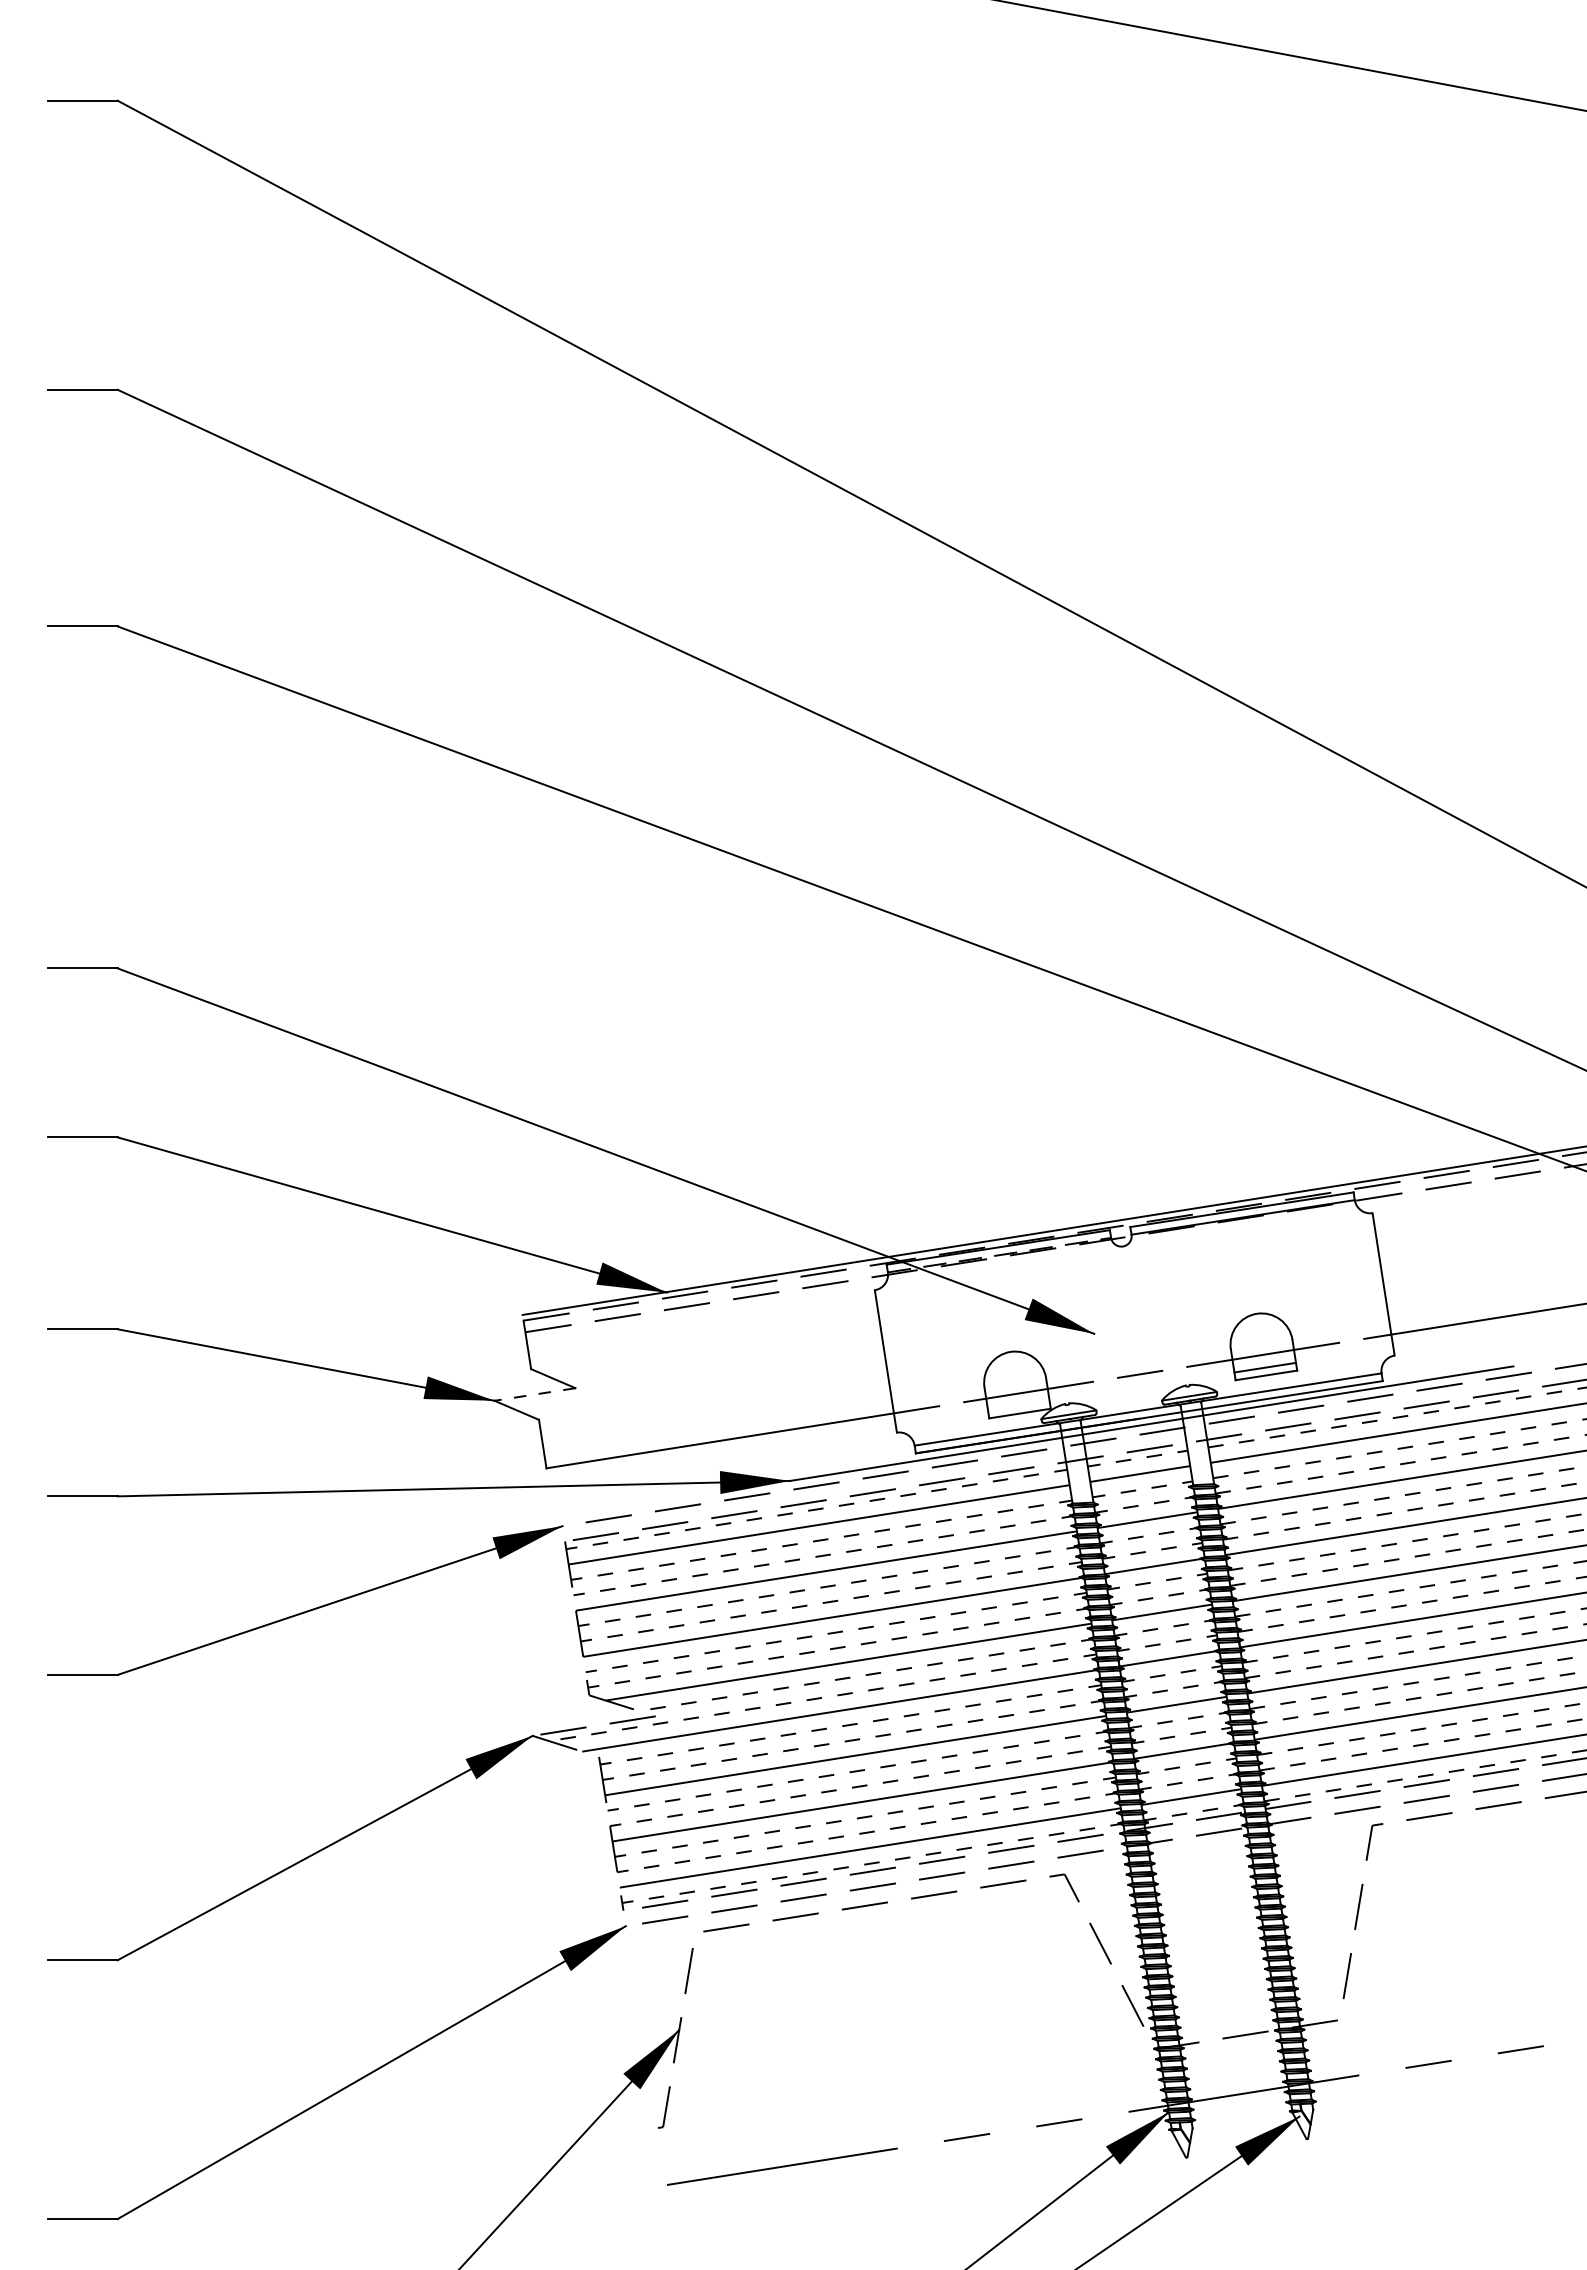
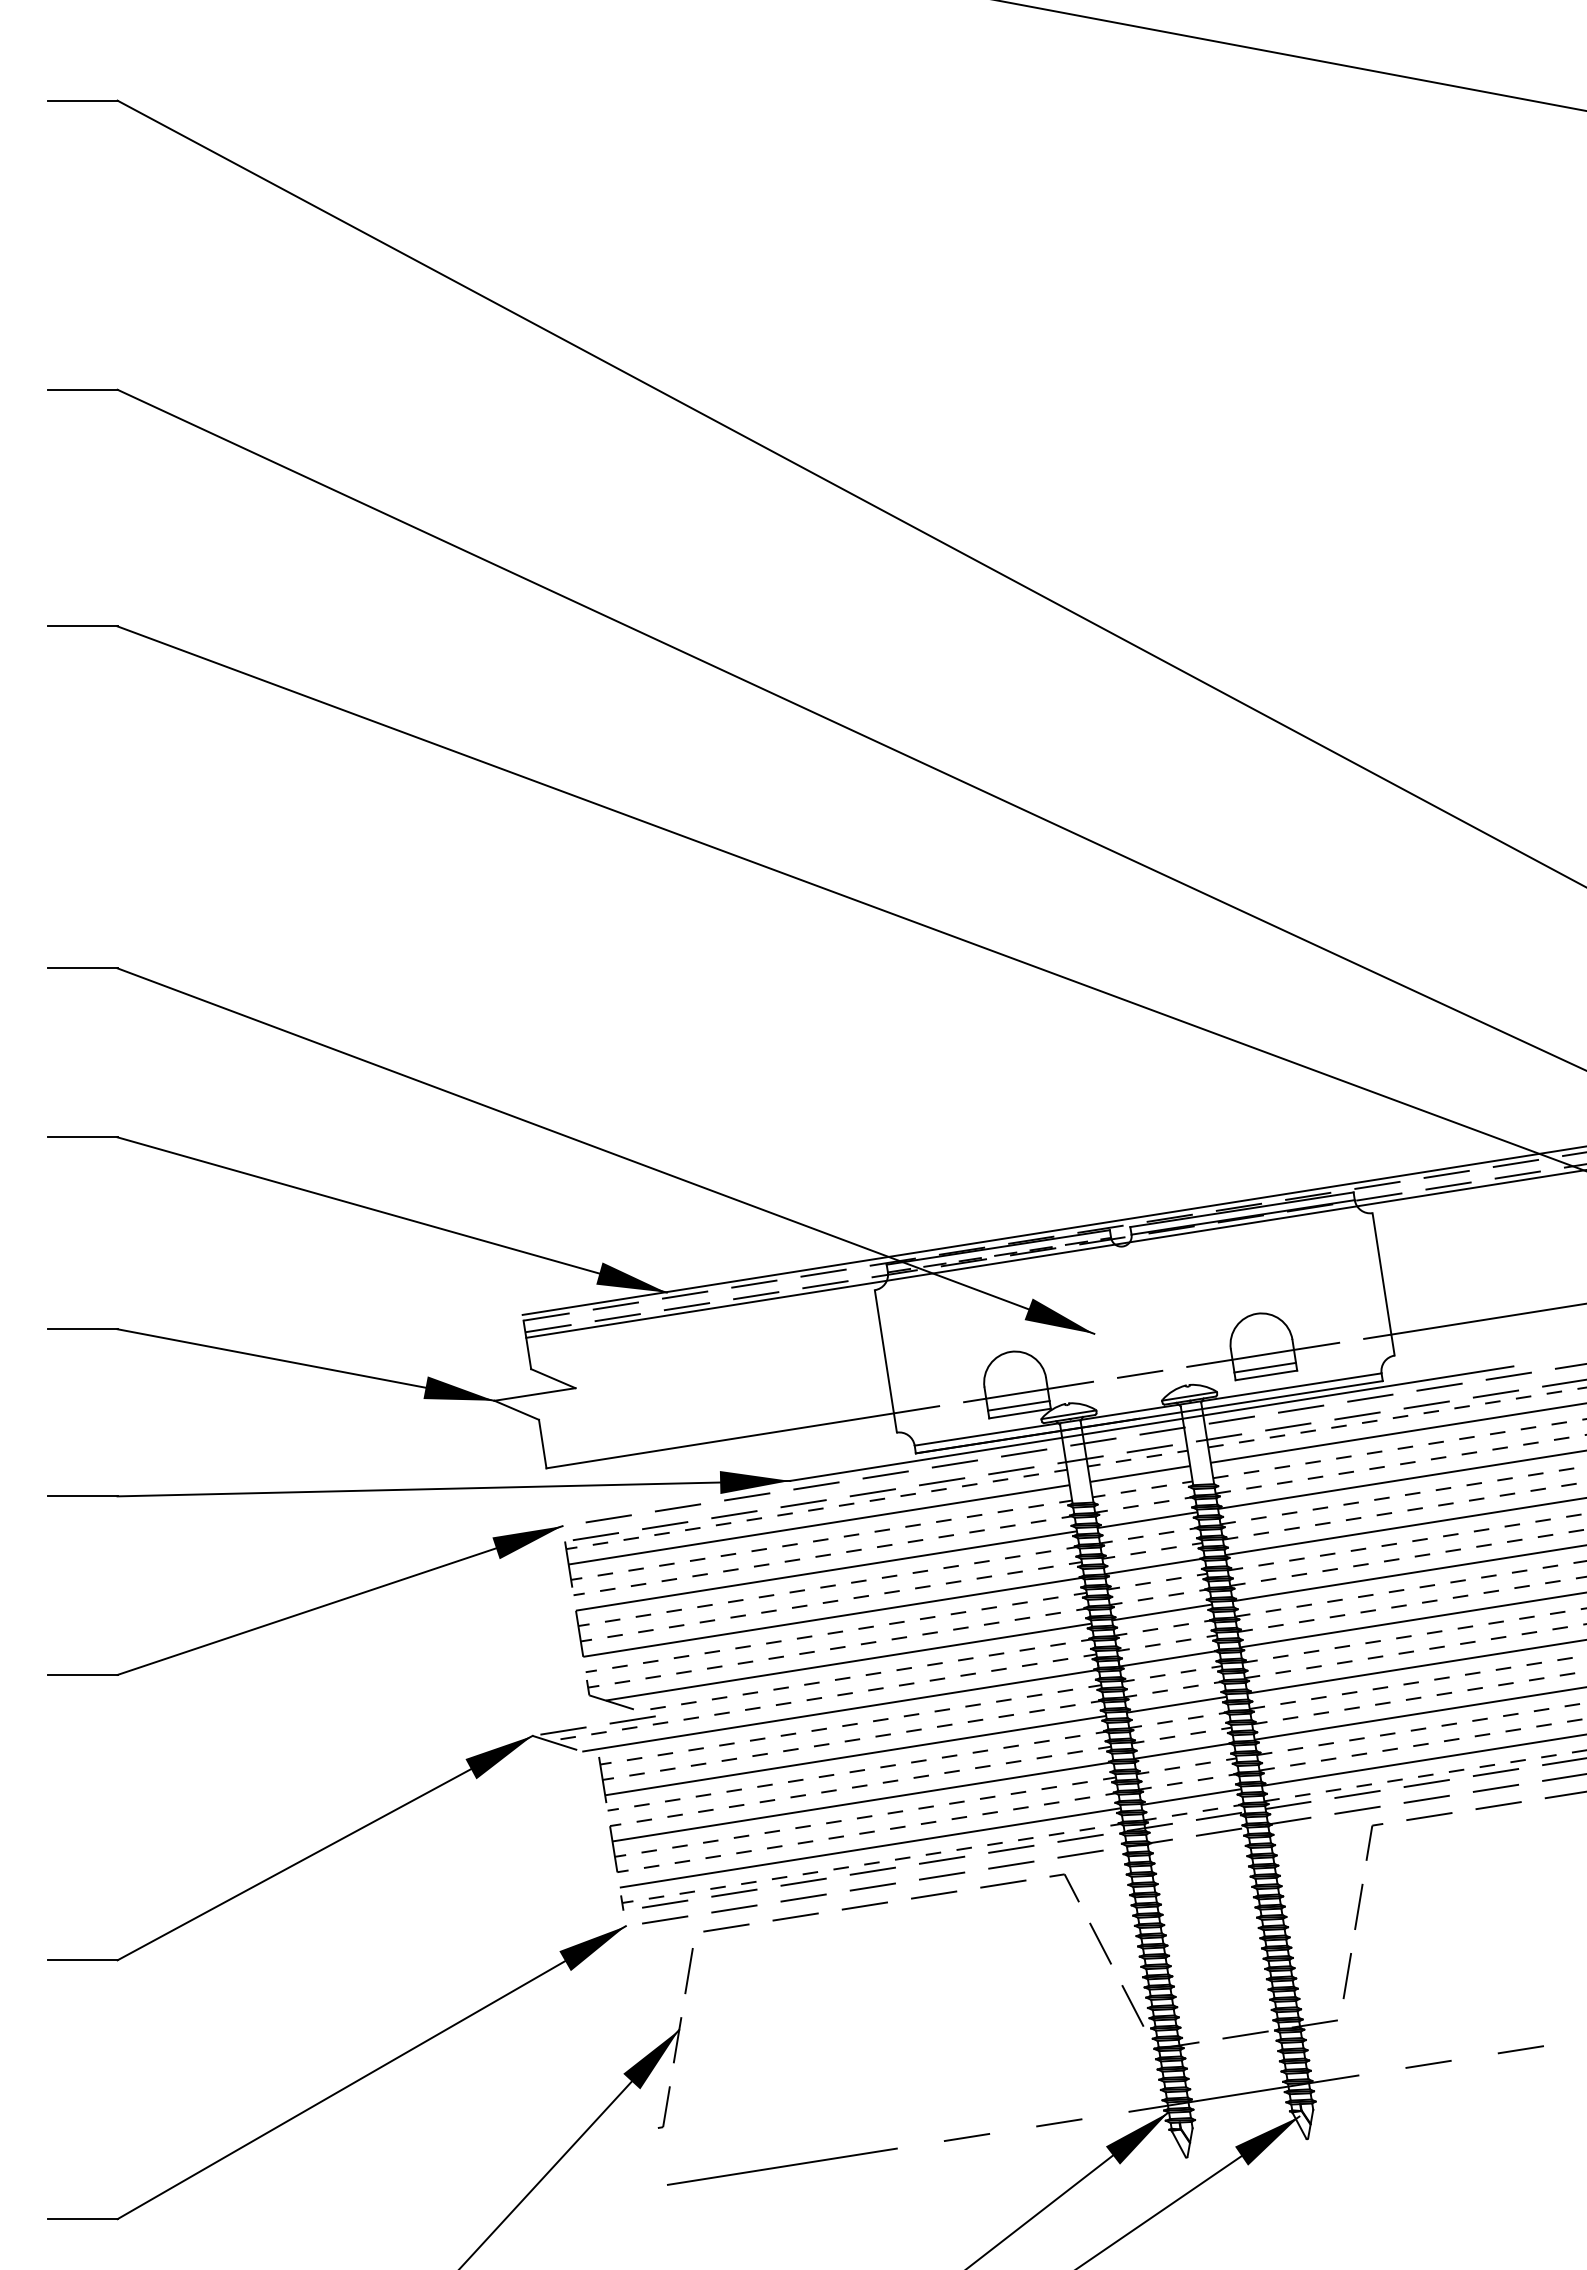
line: none -> present (1054, 1253)
line: dashed -> solid (535, 1394)
line: none -> present (1018, 1405)
